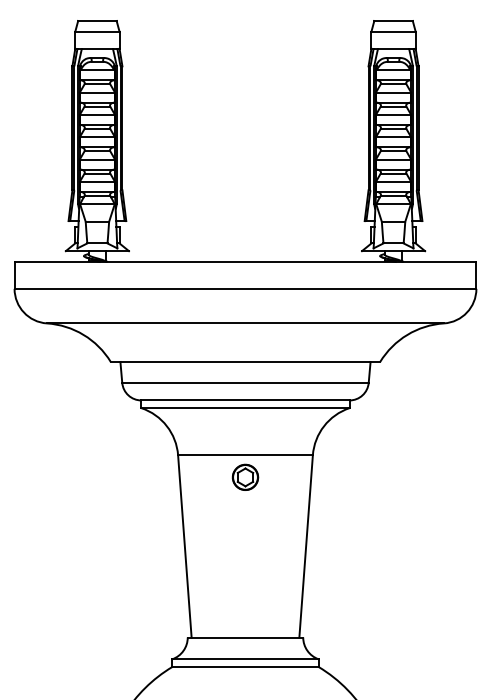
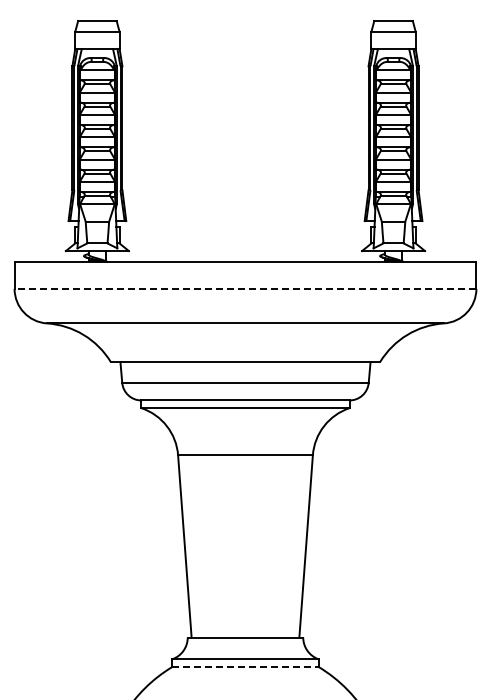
line: solid -> dashed (245, 288)
part: present -> none (245, 476)
line: solid -> dashed (245, 666)
